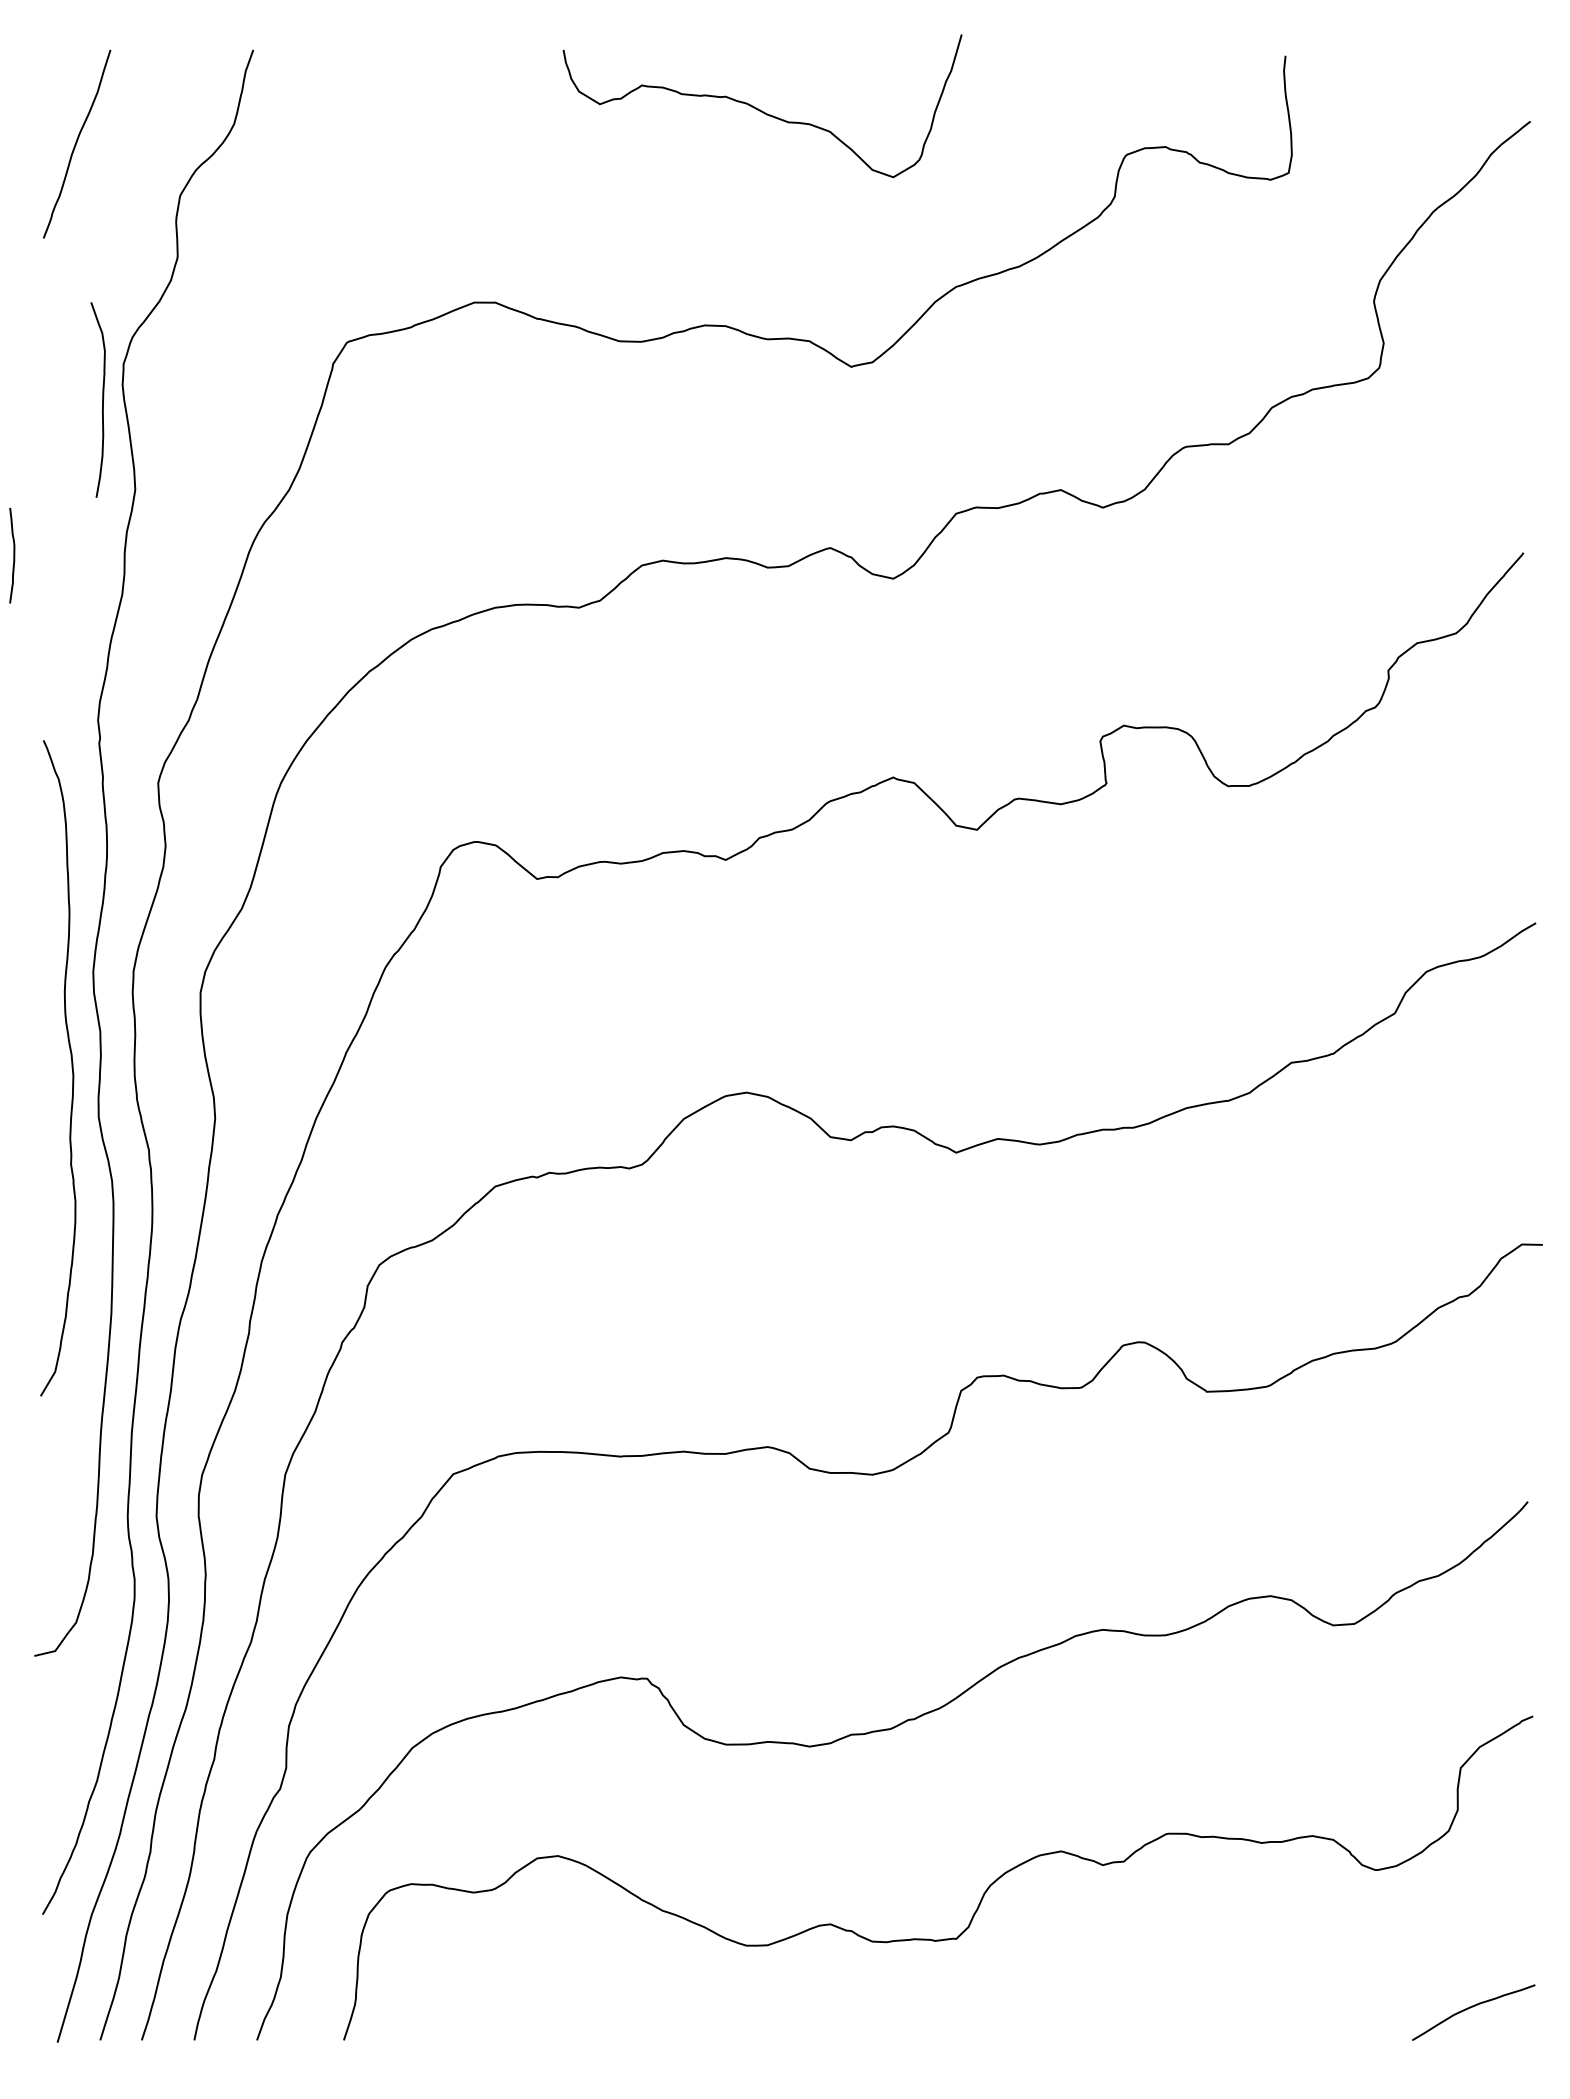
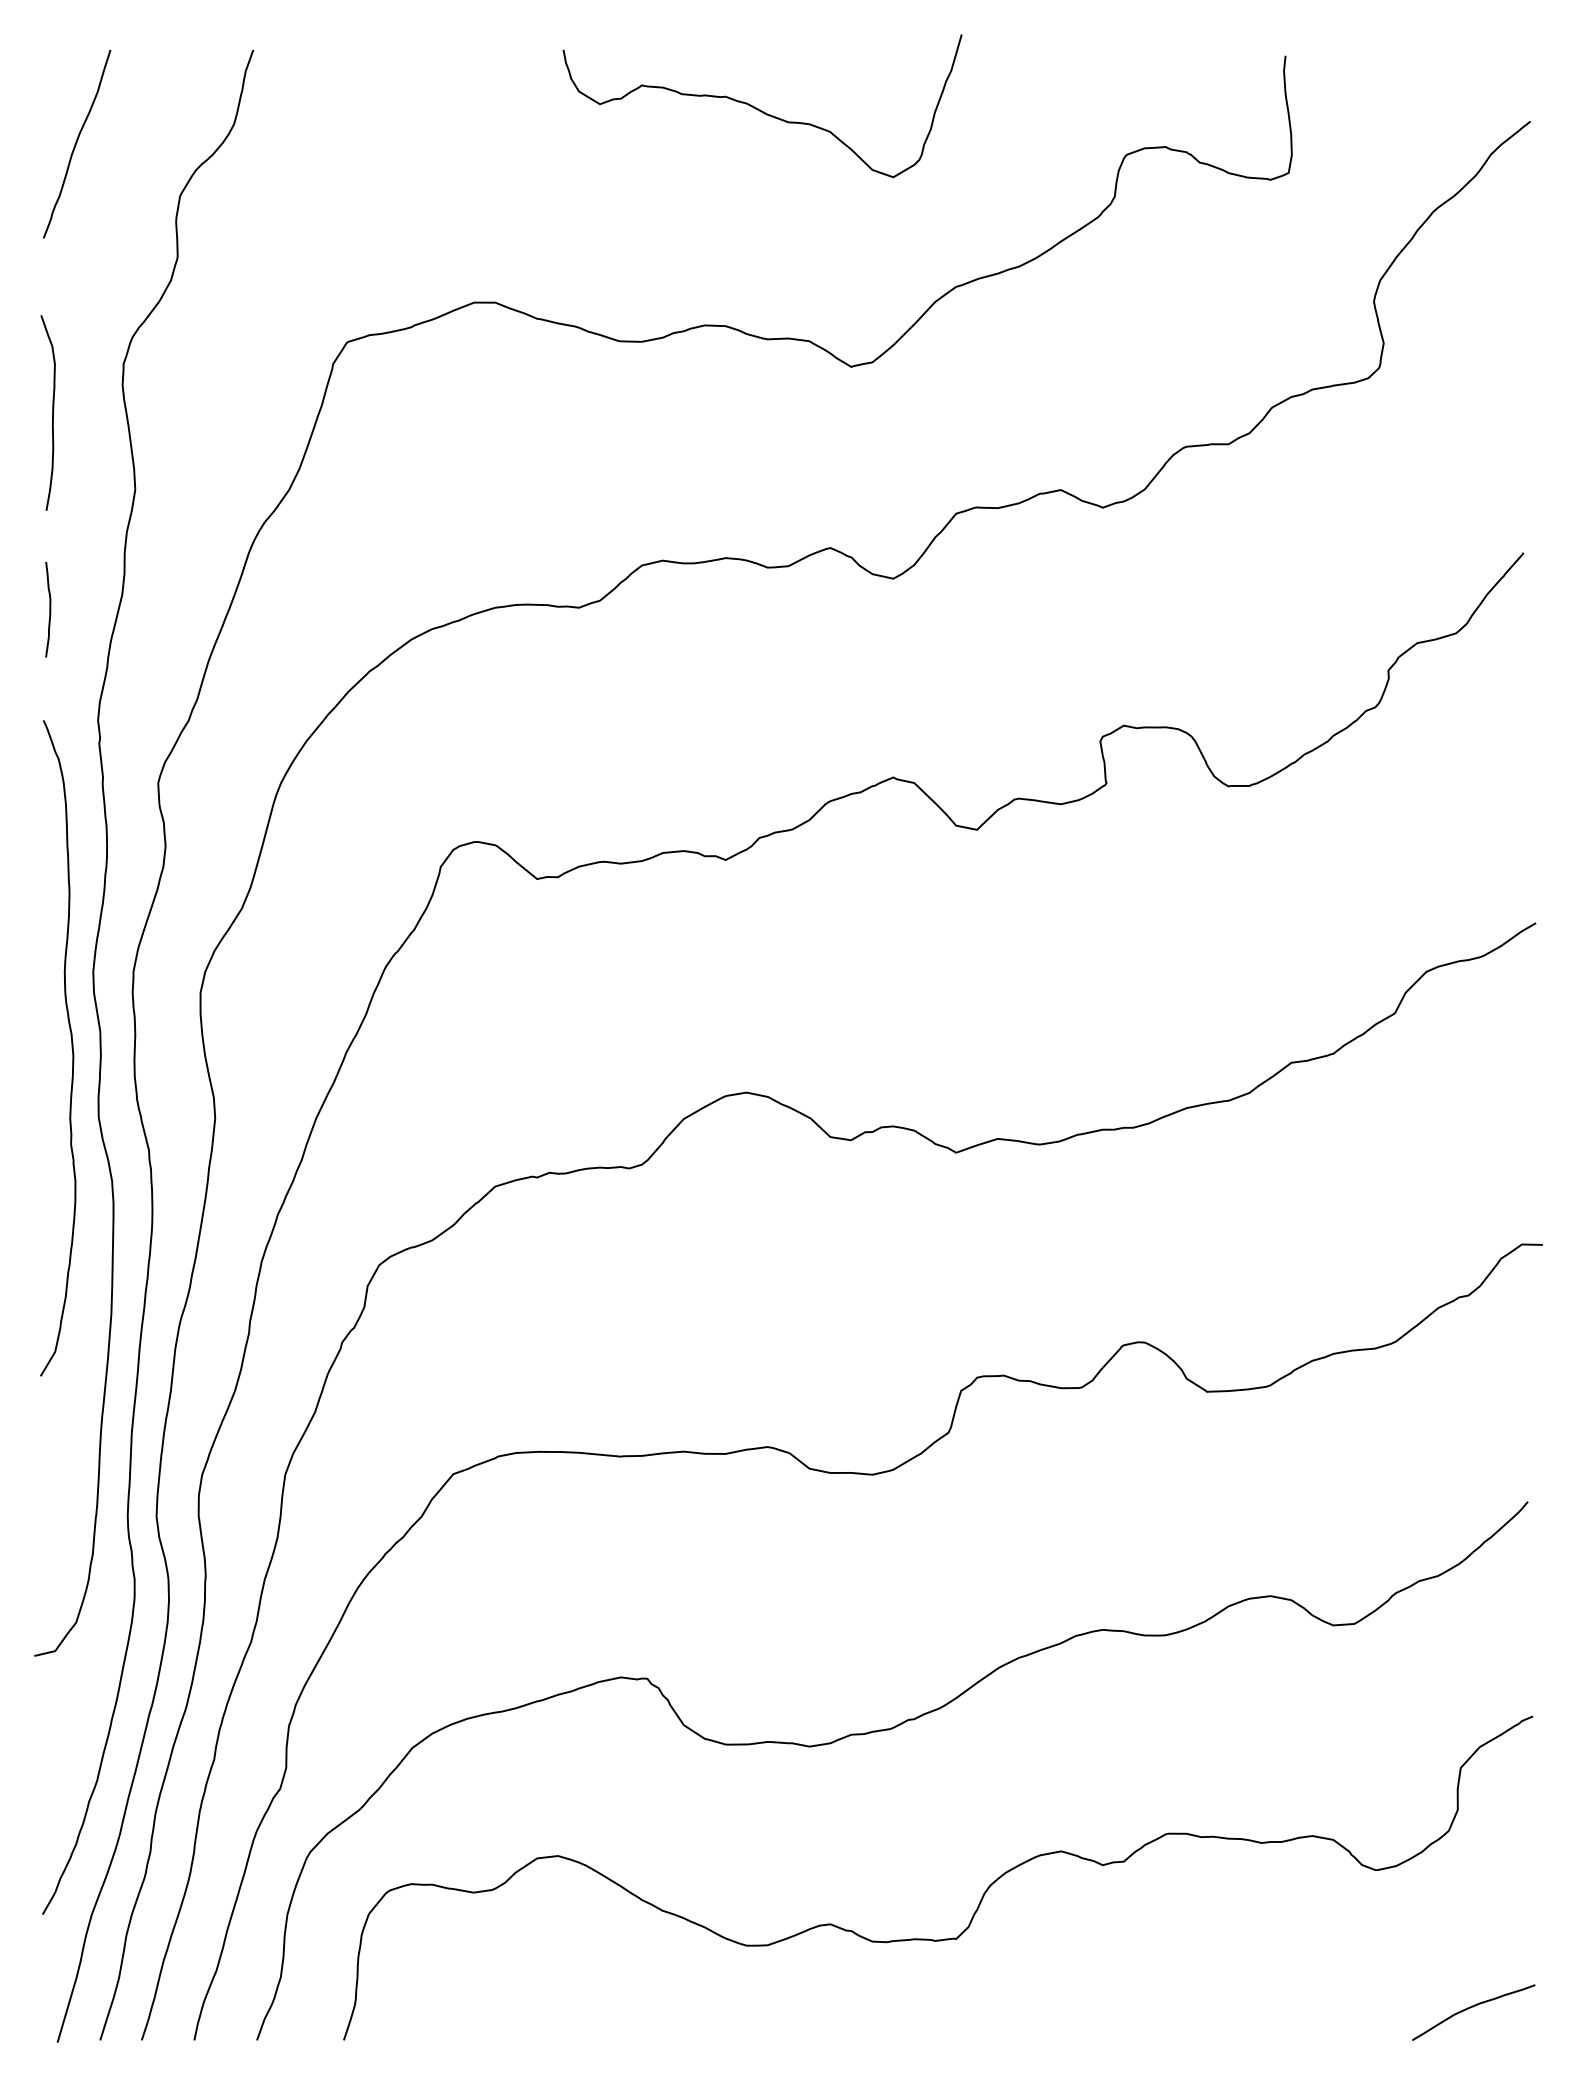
curve position: (102, 399) -> (52, 412) (52, 412)
curve position: (13, 555) -> (49, 609) (49, 609)
curve position: (71, 1068) -> (71, 1048) (71, 1048)
